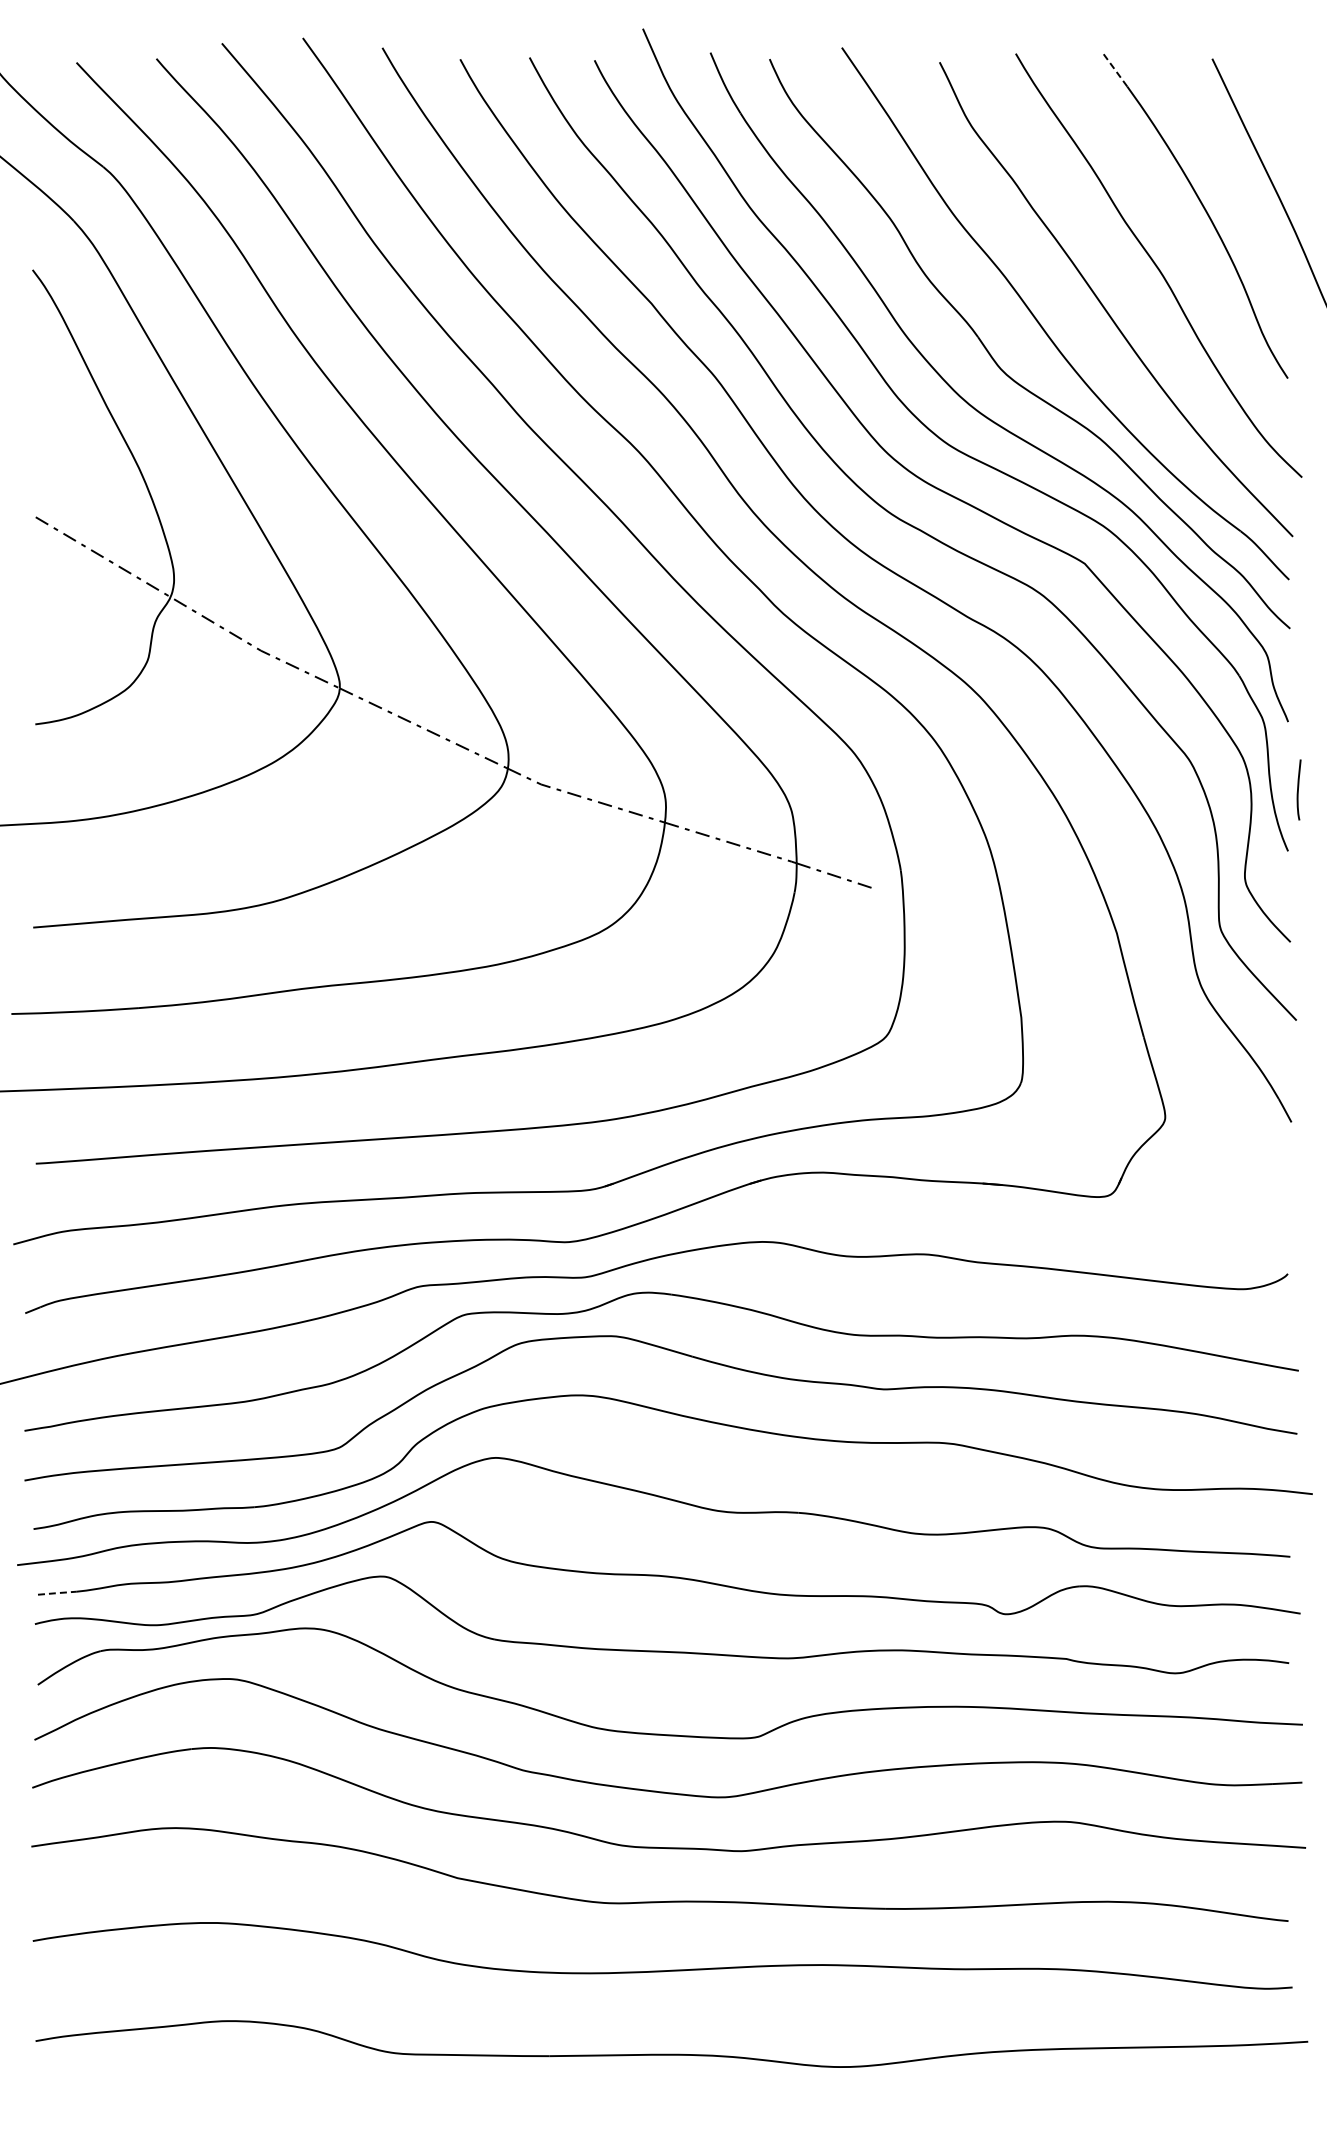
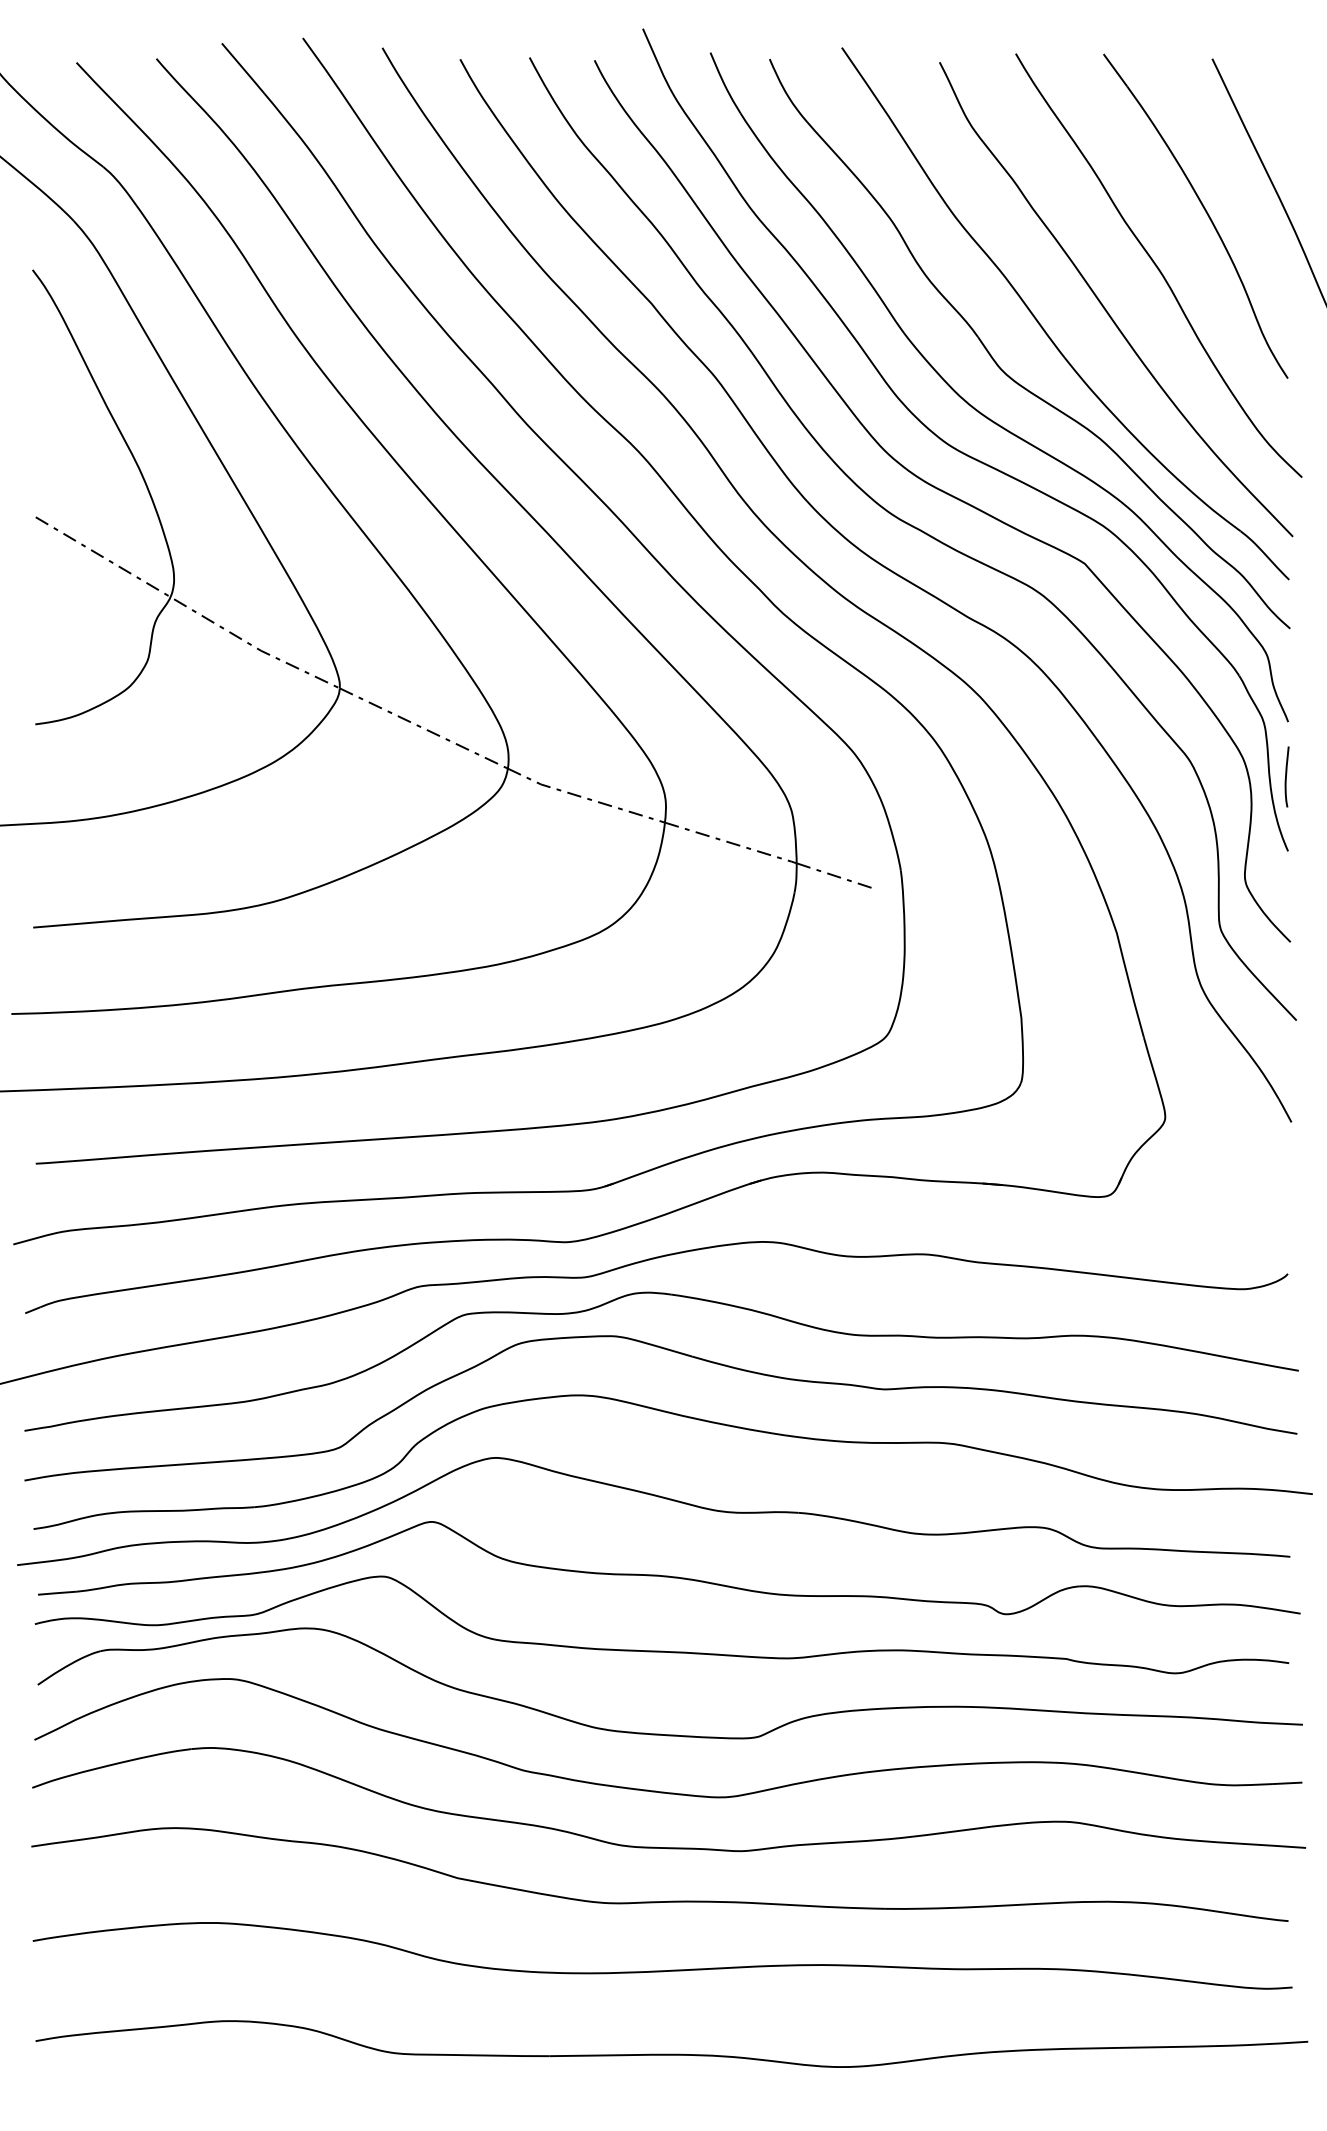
line: dashed -> solid (1115, 69)
curve position: (1298, 789) -> (1286, 776) (1286, 776)
line: dashed -> solid (57, 1593)
